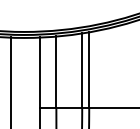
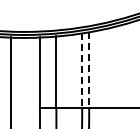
line: solid -> dashed (82, 70)
line: solid -> dashed (89, 70)
